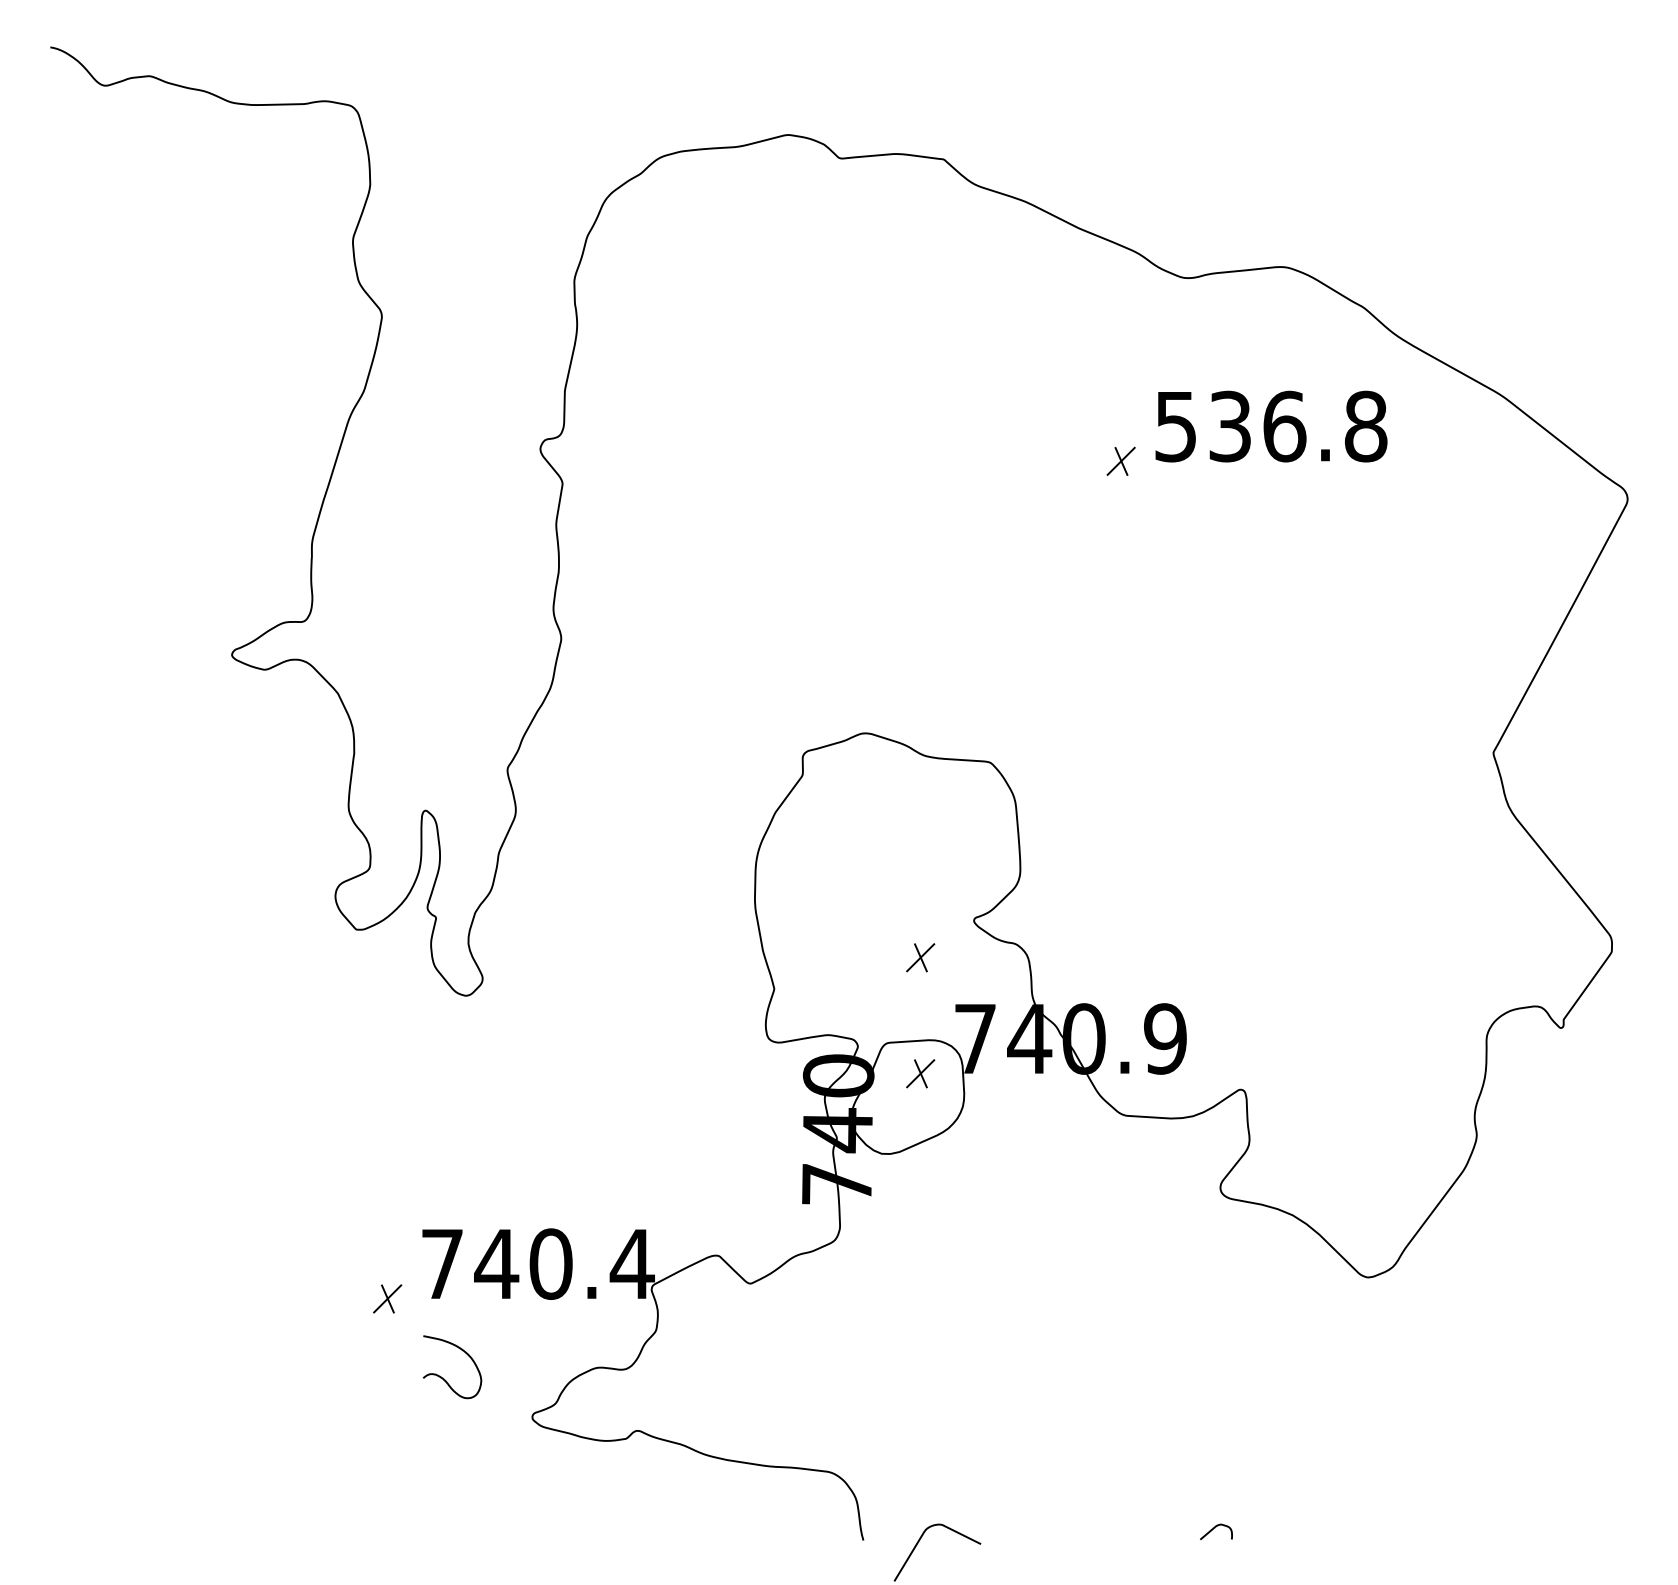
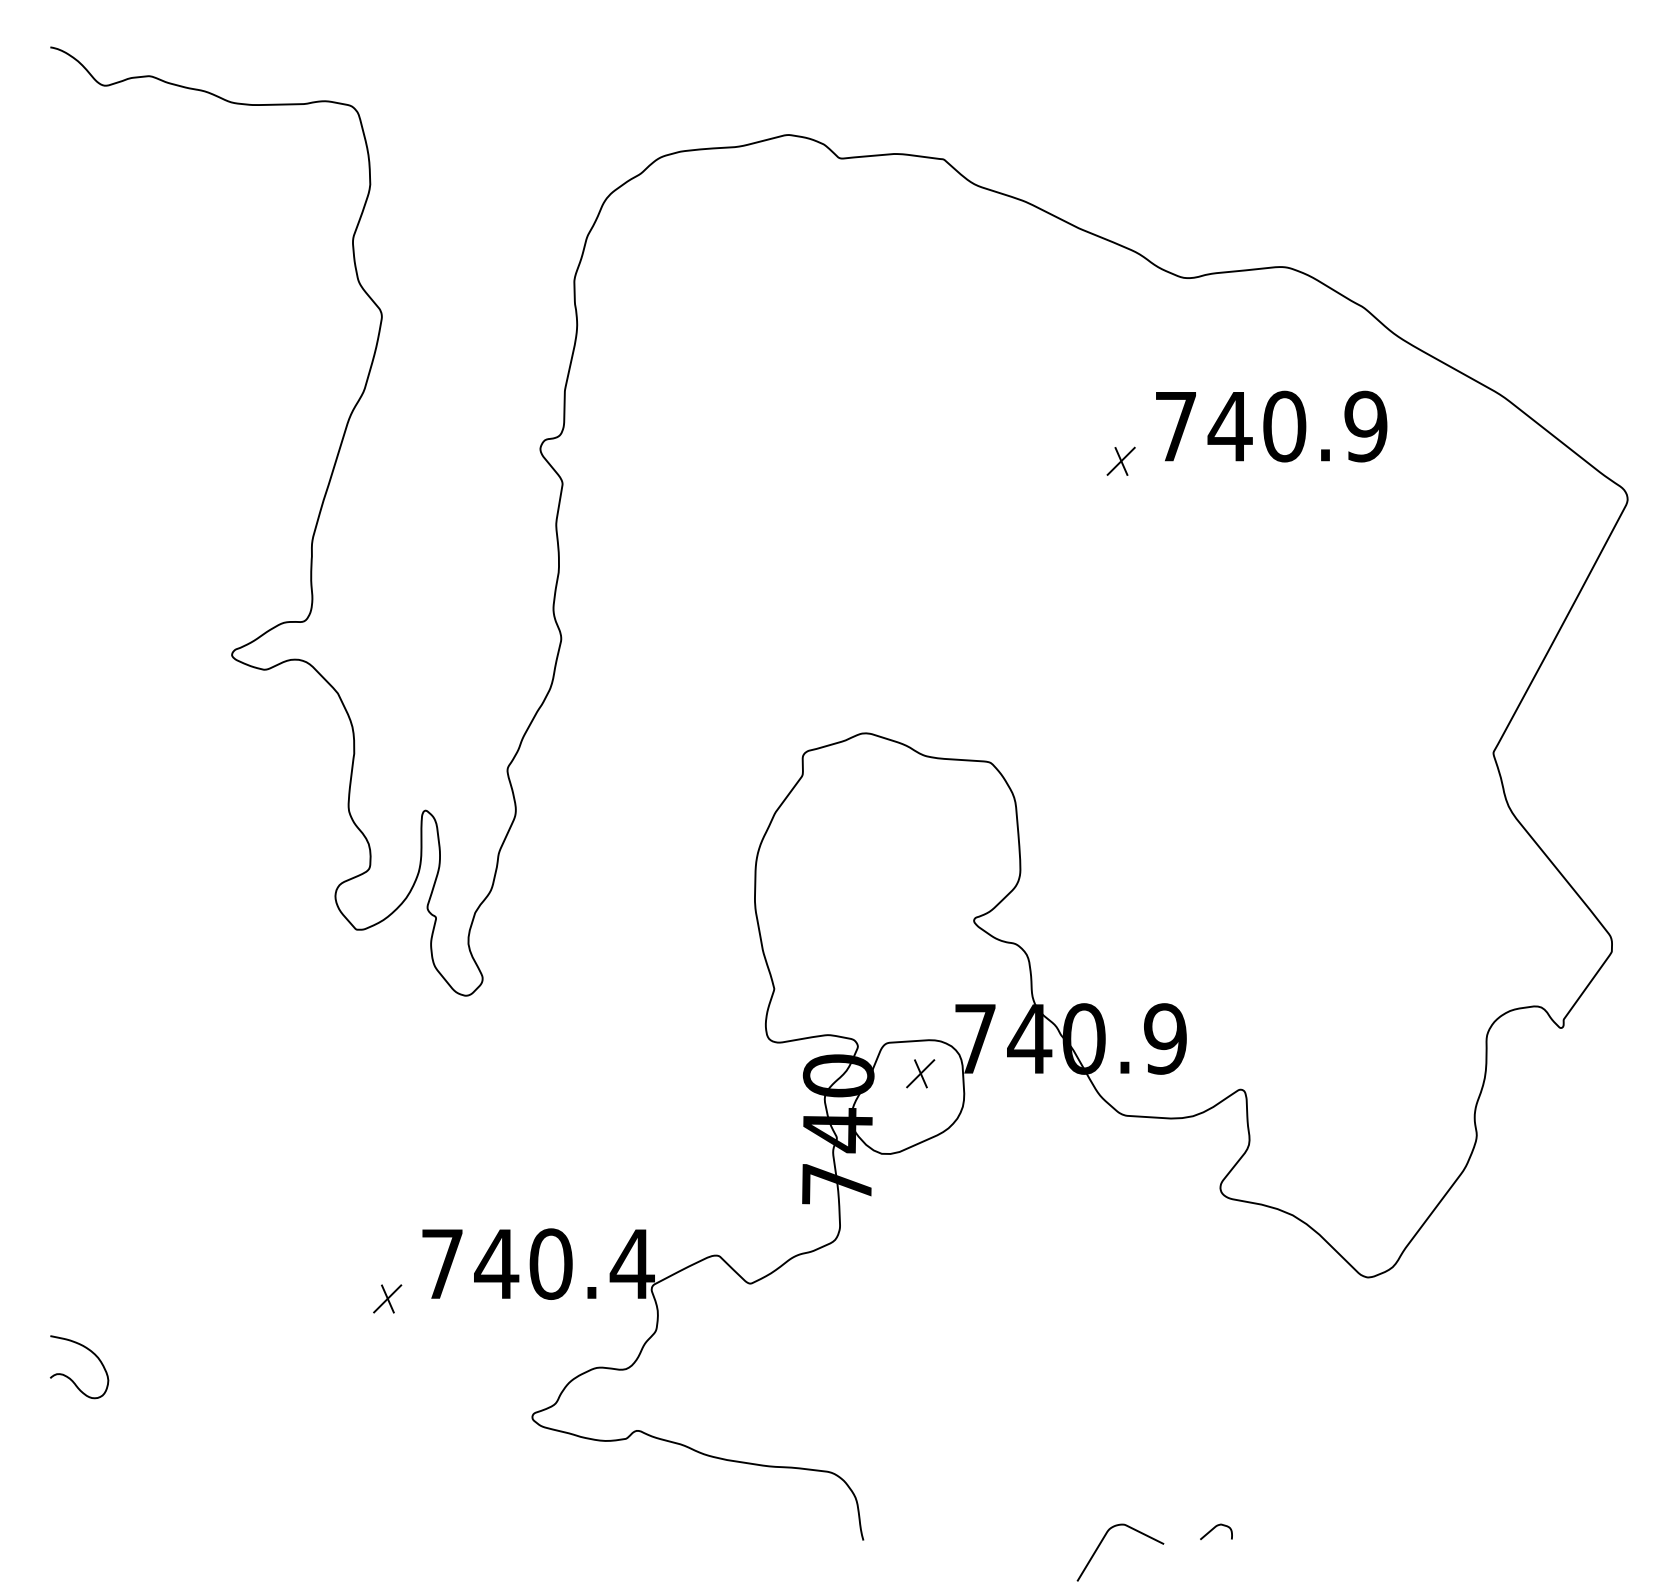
text: 536.8 -> 740.9 (1271, 426)
part: present -> none (920, 957)
curve position: (444, 1378) -> (71, 1378) (71, 1378)
curve position: (920, 1540) -> (1103, 1540) (1103, 1540)
